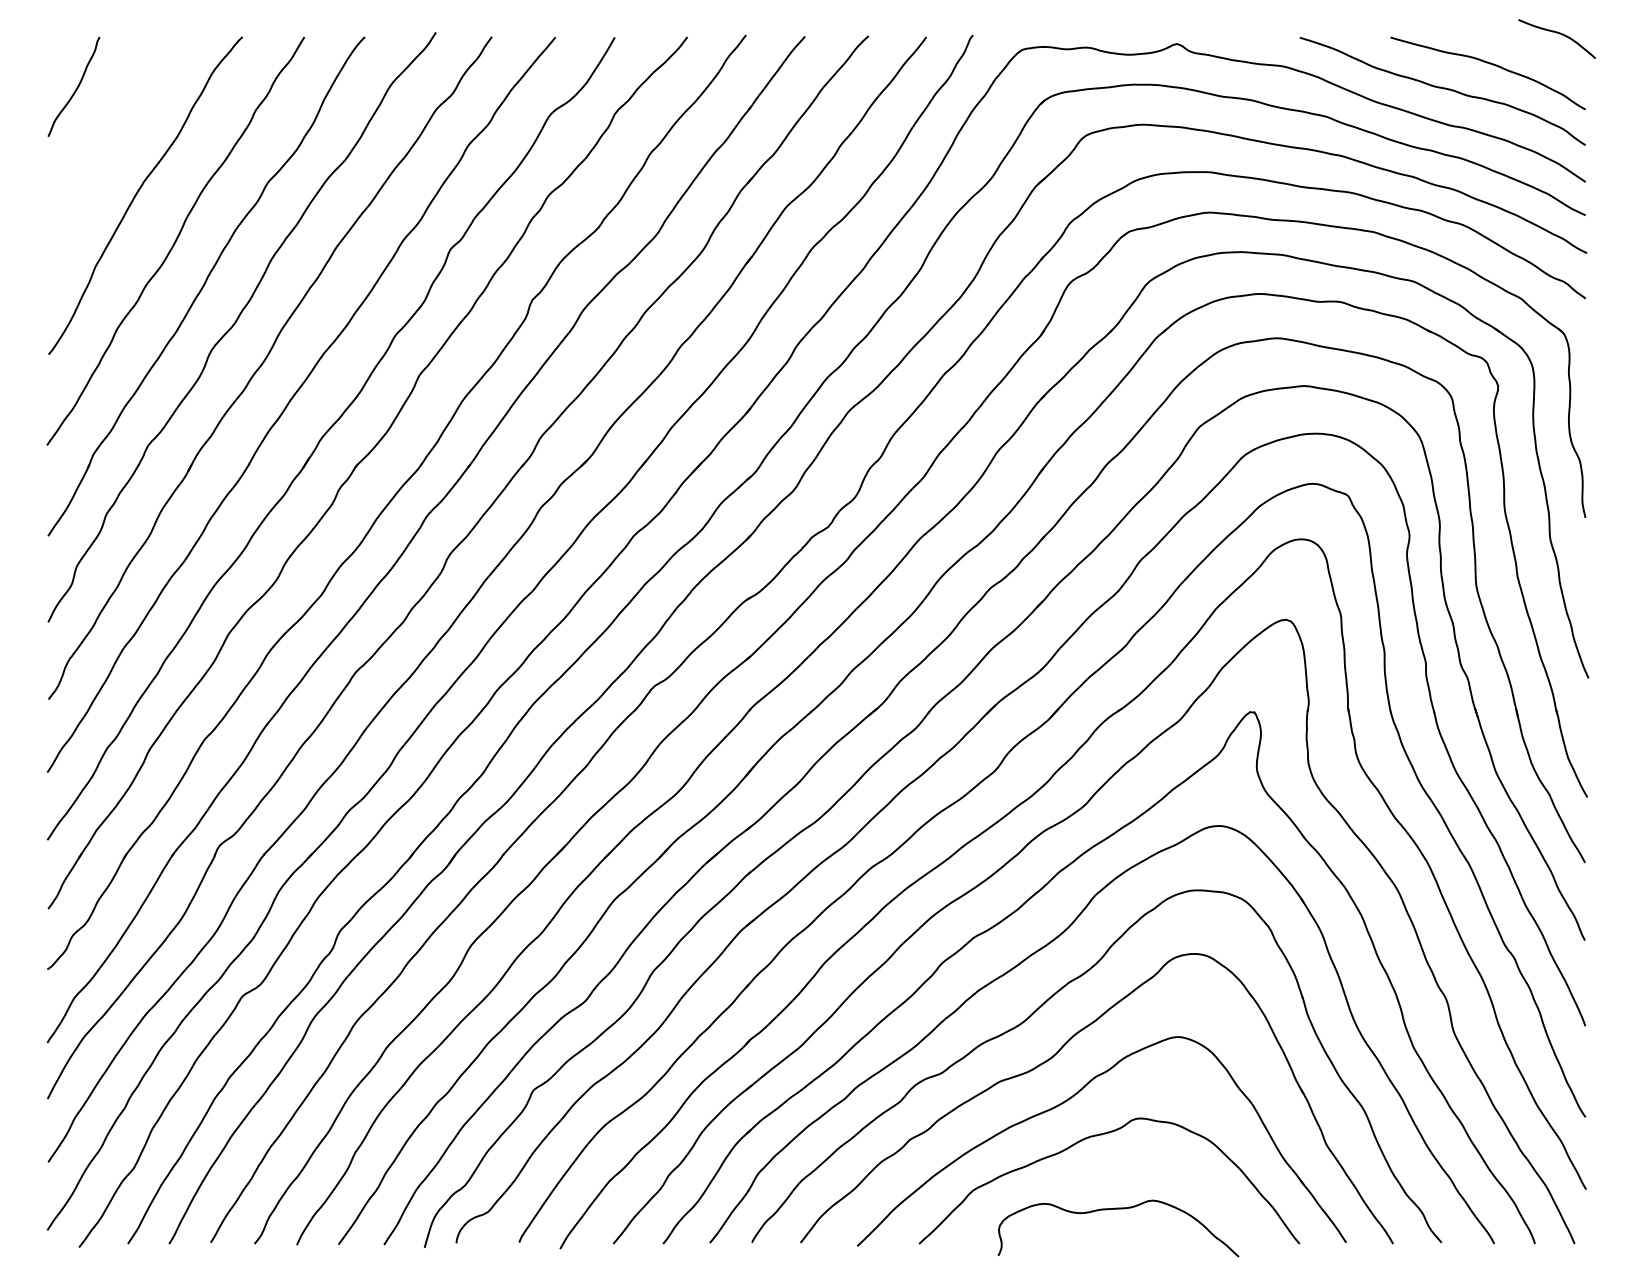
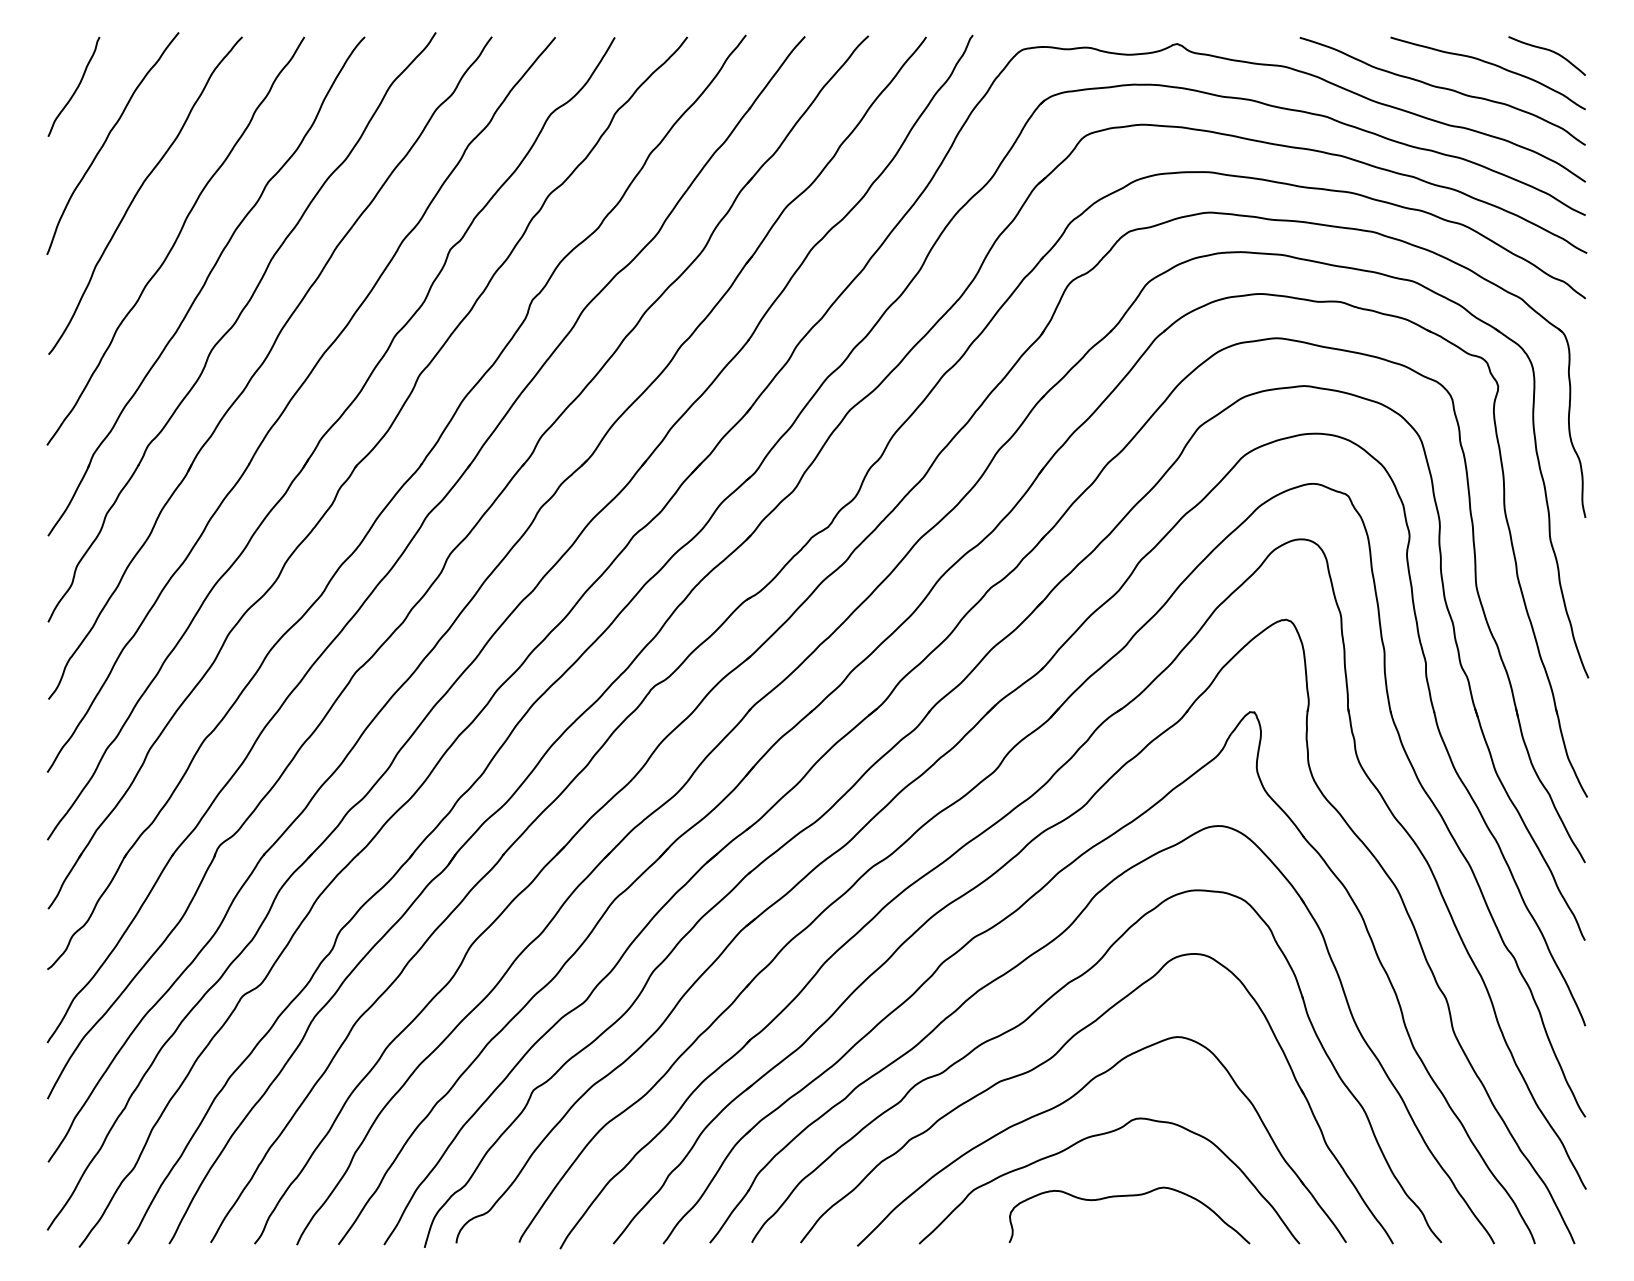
curve position: (1556, 33) -> (1546, 50) (1546, 50)
curve: none -> present (106, 141)
curve position: (1118, 1209) -> (1129, 1196) (1129, 1196)
